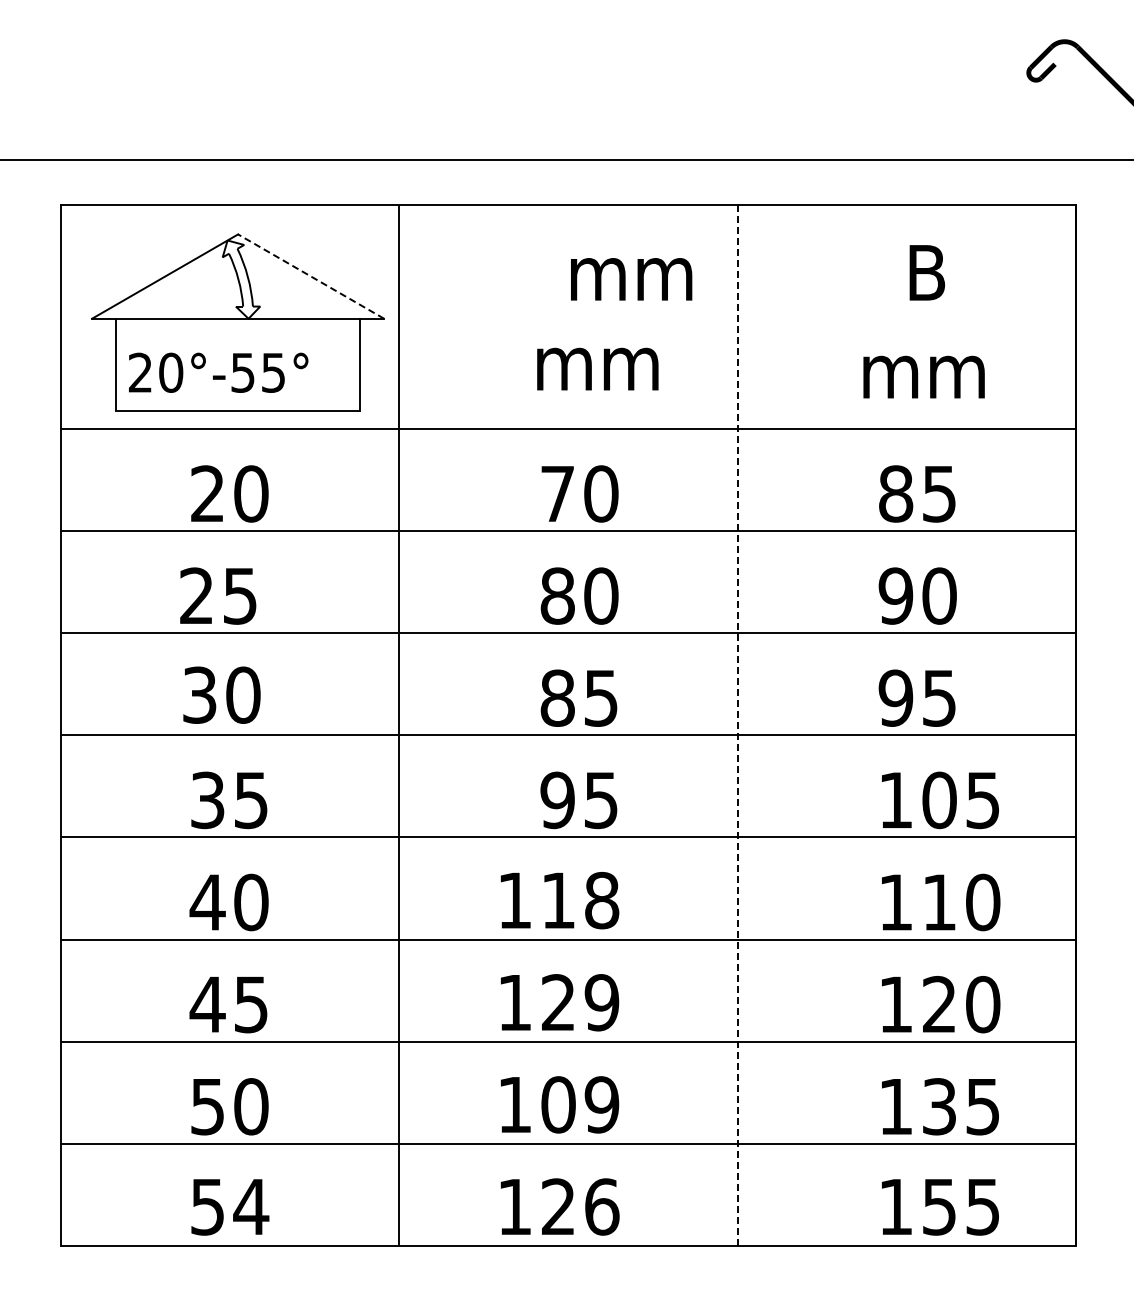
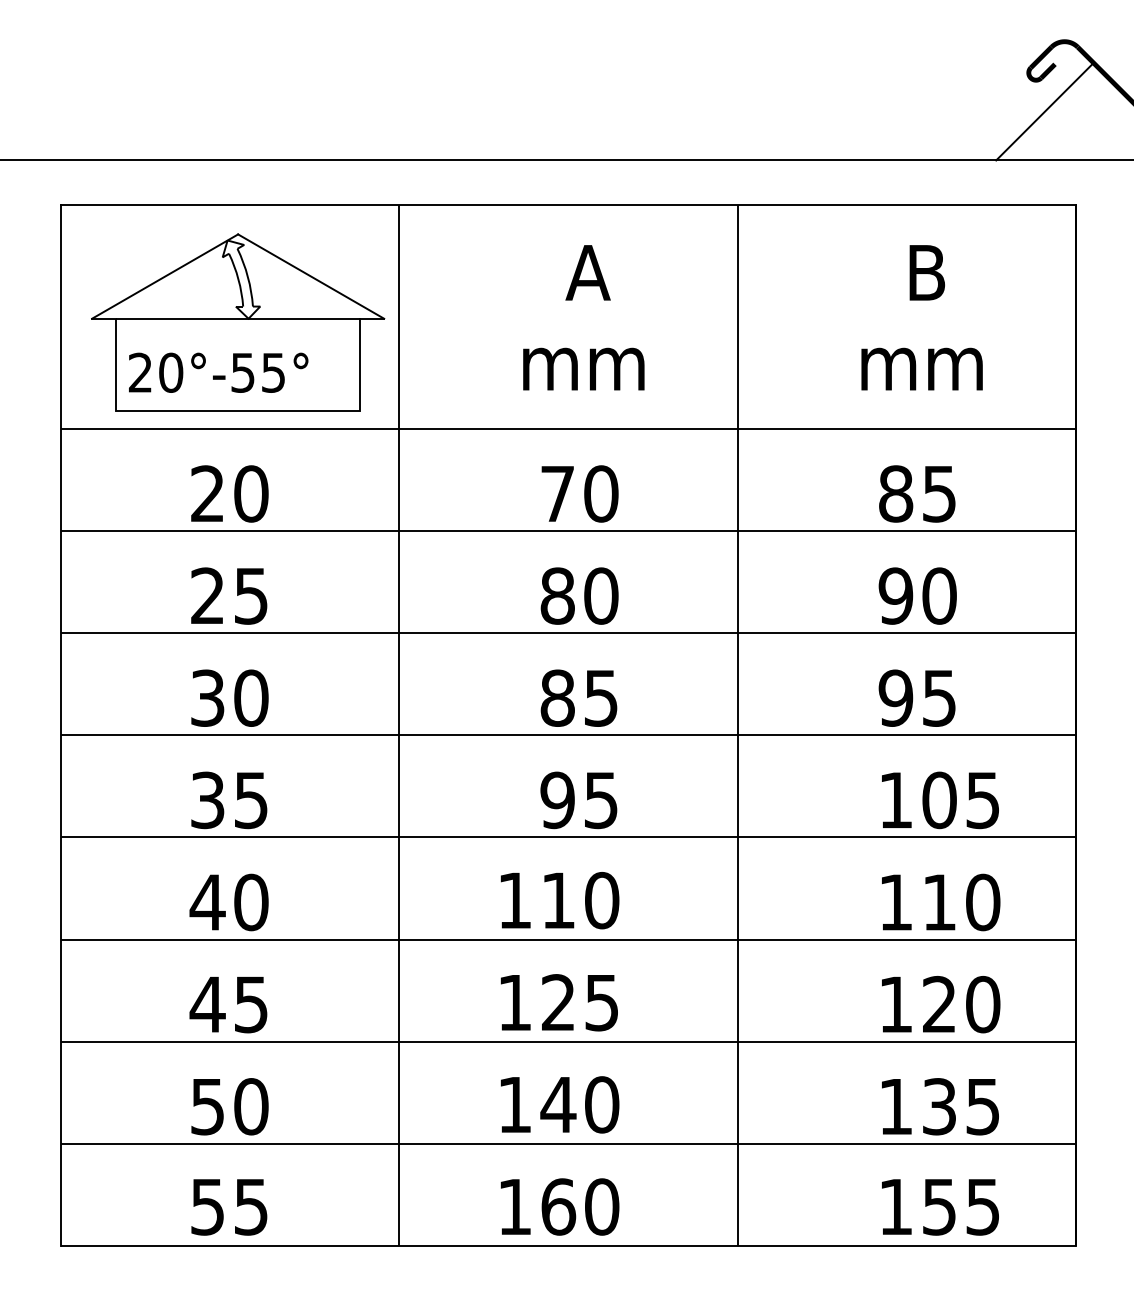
line: none -> present (1044, 111)
text: mm -> A (628, 272)
line: dashed -> solid (310, 276)
text position: (597, 368) -> (583, 368) (583, 368)
text position: (923, 376) -> (921, 368) (921, 368)
text position: (218, 595) -> (229, 595) (229, 595)
text position: (221, 694) -> (229, 697) (229, 697)
line: dashed -> solid (737, 725)
text: 118 -> 110 (602, 900)
text: 129 -> 125 (601, 1002)
text: 109 -> 140 (579, 1104)
text: 126 -> 160 (580, 1206)
text: 54 -> 55 (251, 1207)
